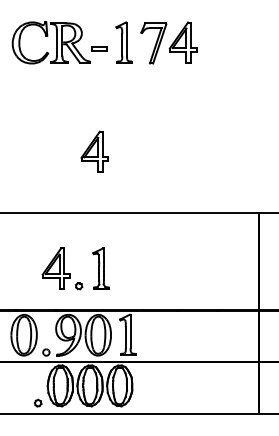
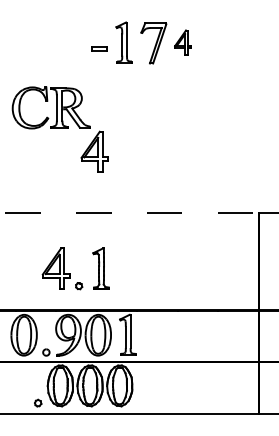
part position: (50, 42) -> (50, 107) (50, 107)
part size: 30x43 px -> 18x27 px (182, 42)
line: solid -> dashed (130, 212)
